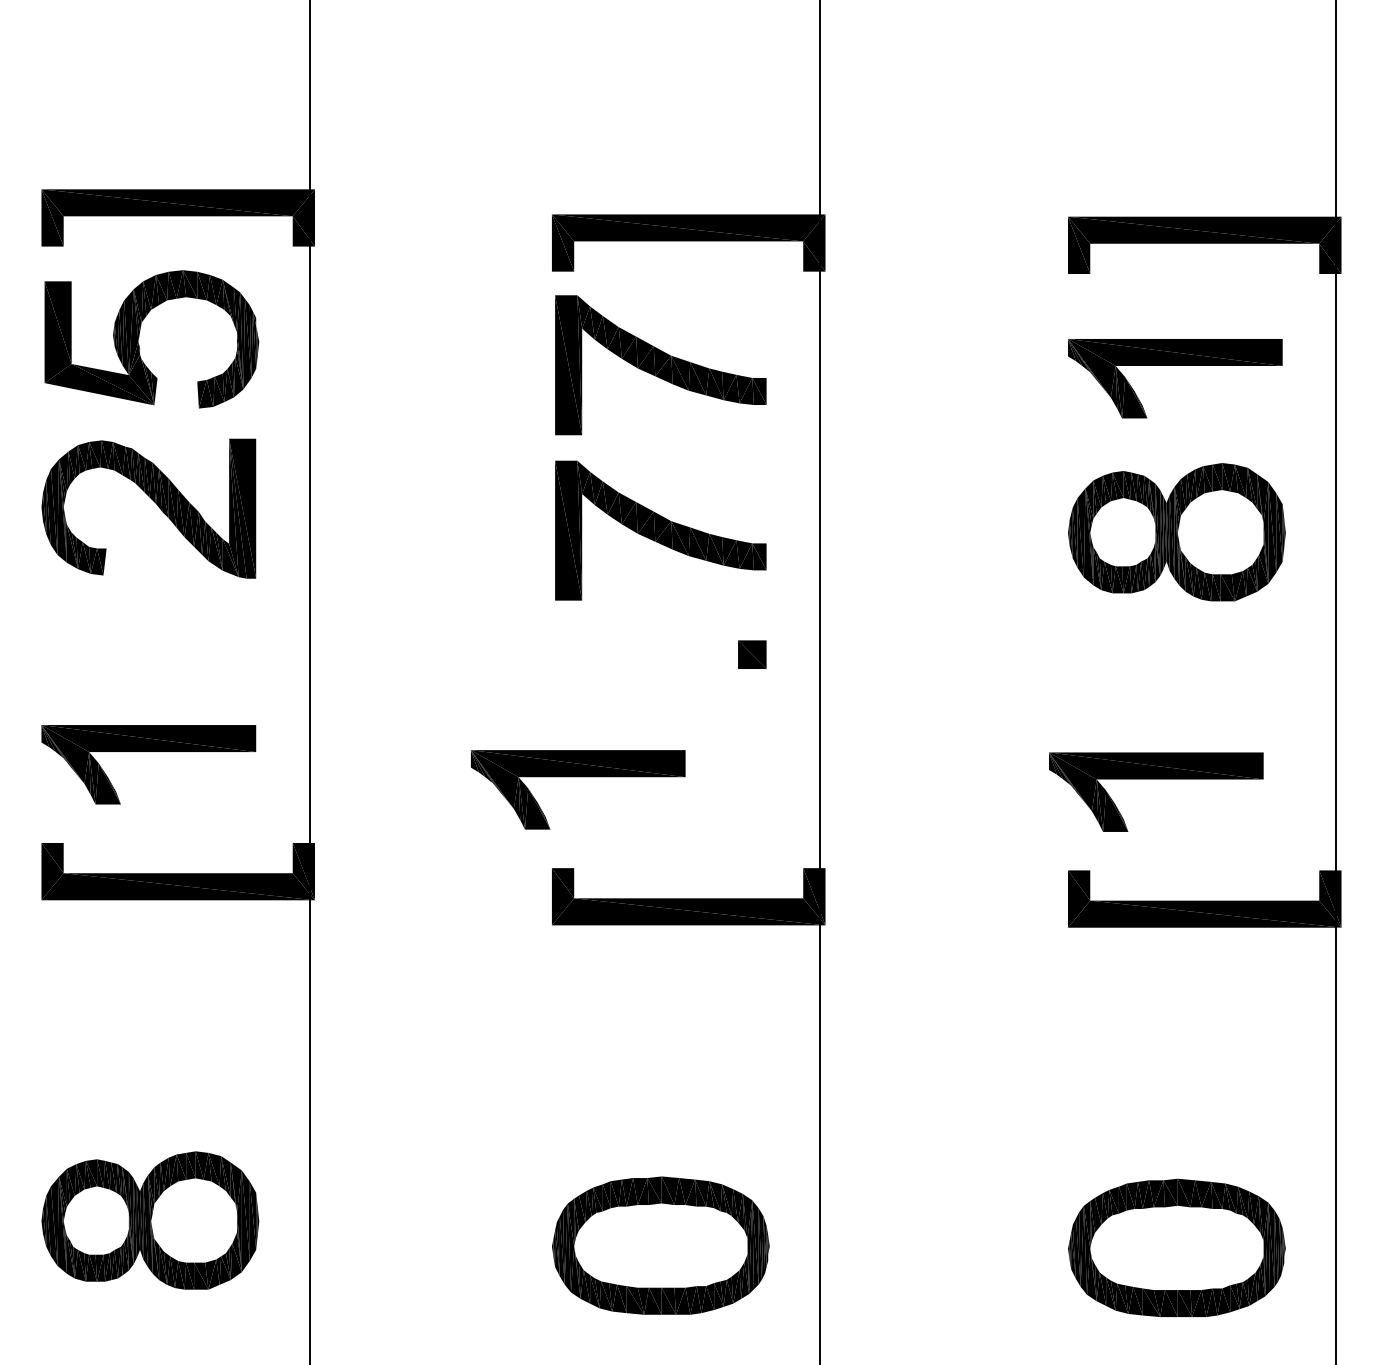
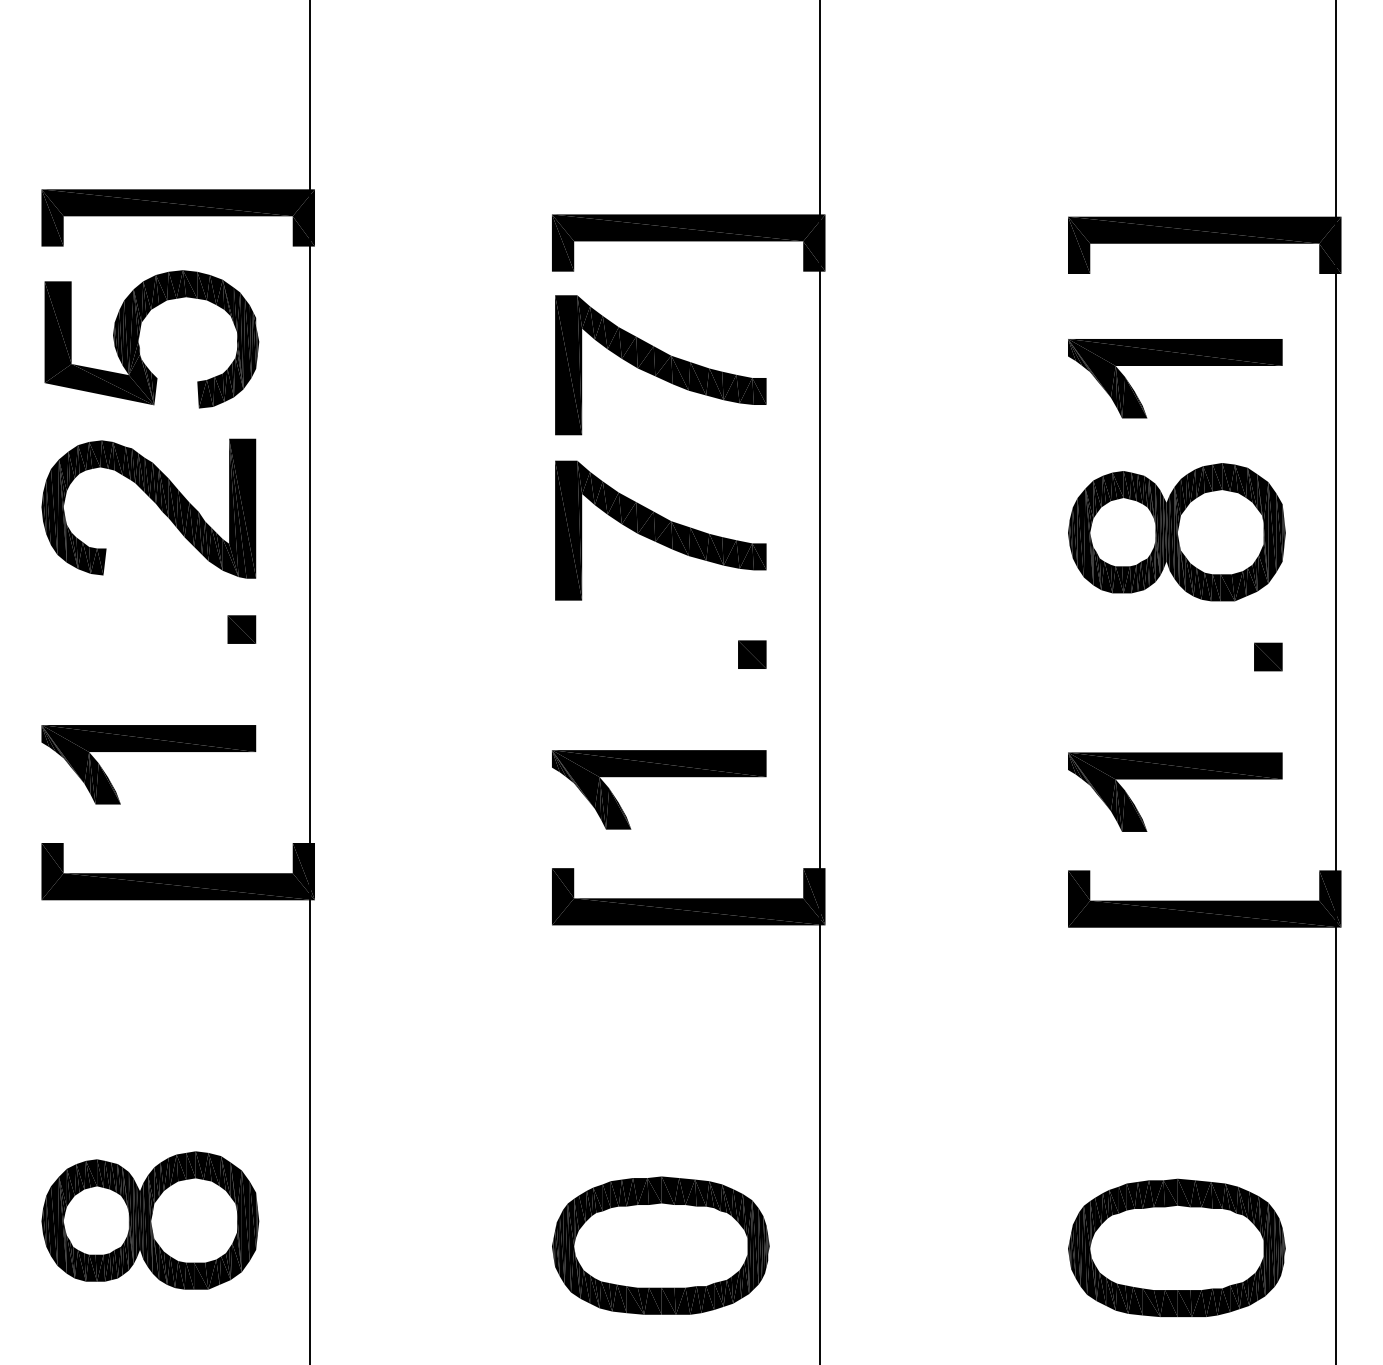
part: none -> present (241, 629)
part: none -> present (1268, 656)
part position: (578, 777) -> (659, 777) (659, 777)
part position: (1156, 779) -> (1175, 779) (1175, 779)
